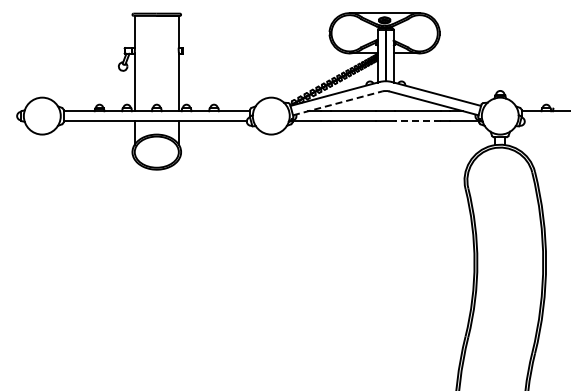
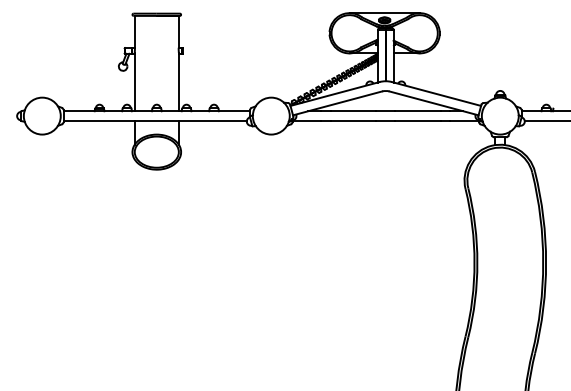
line: dashed -> solid (338, 103)
line: dashed -> solid (418, 120)
line: none -> present (545, 120)
